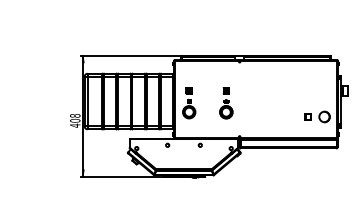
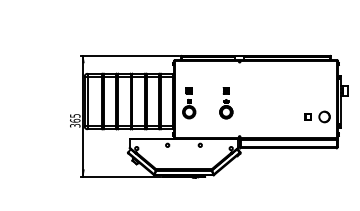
text: 408 -> 365 (75, 120)
